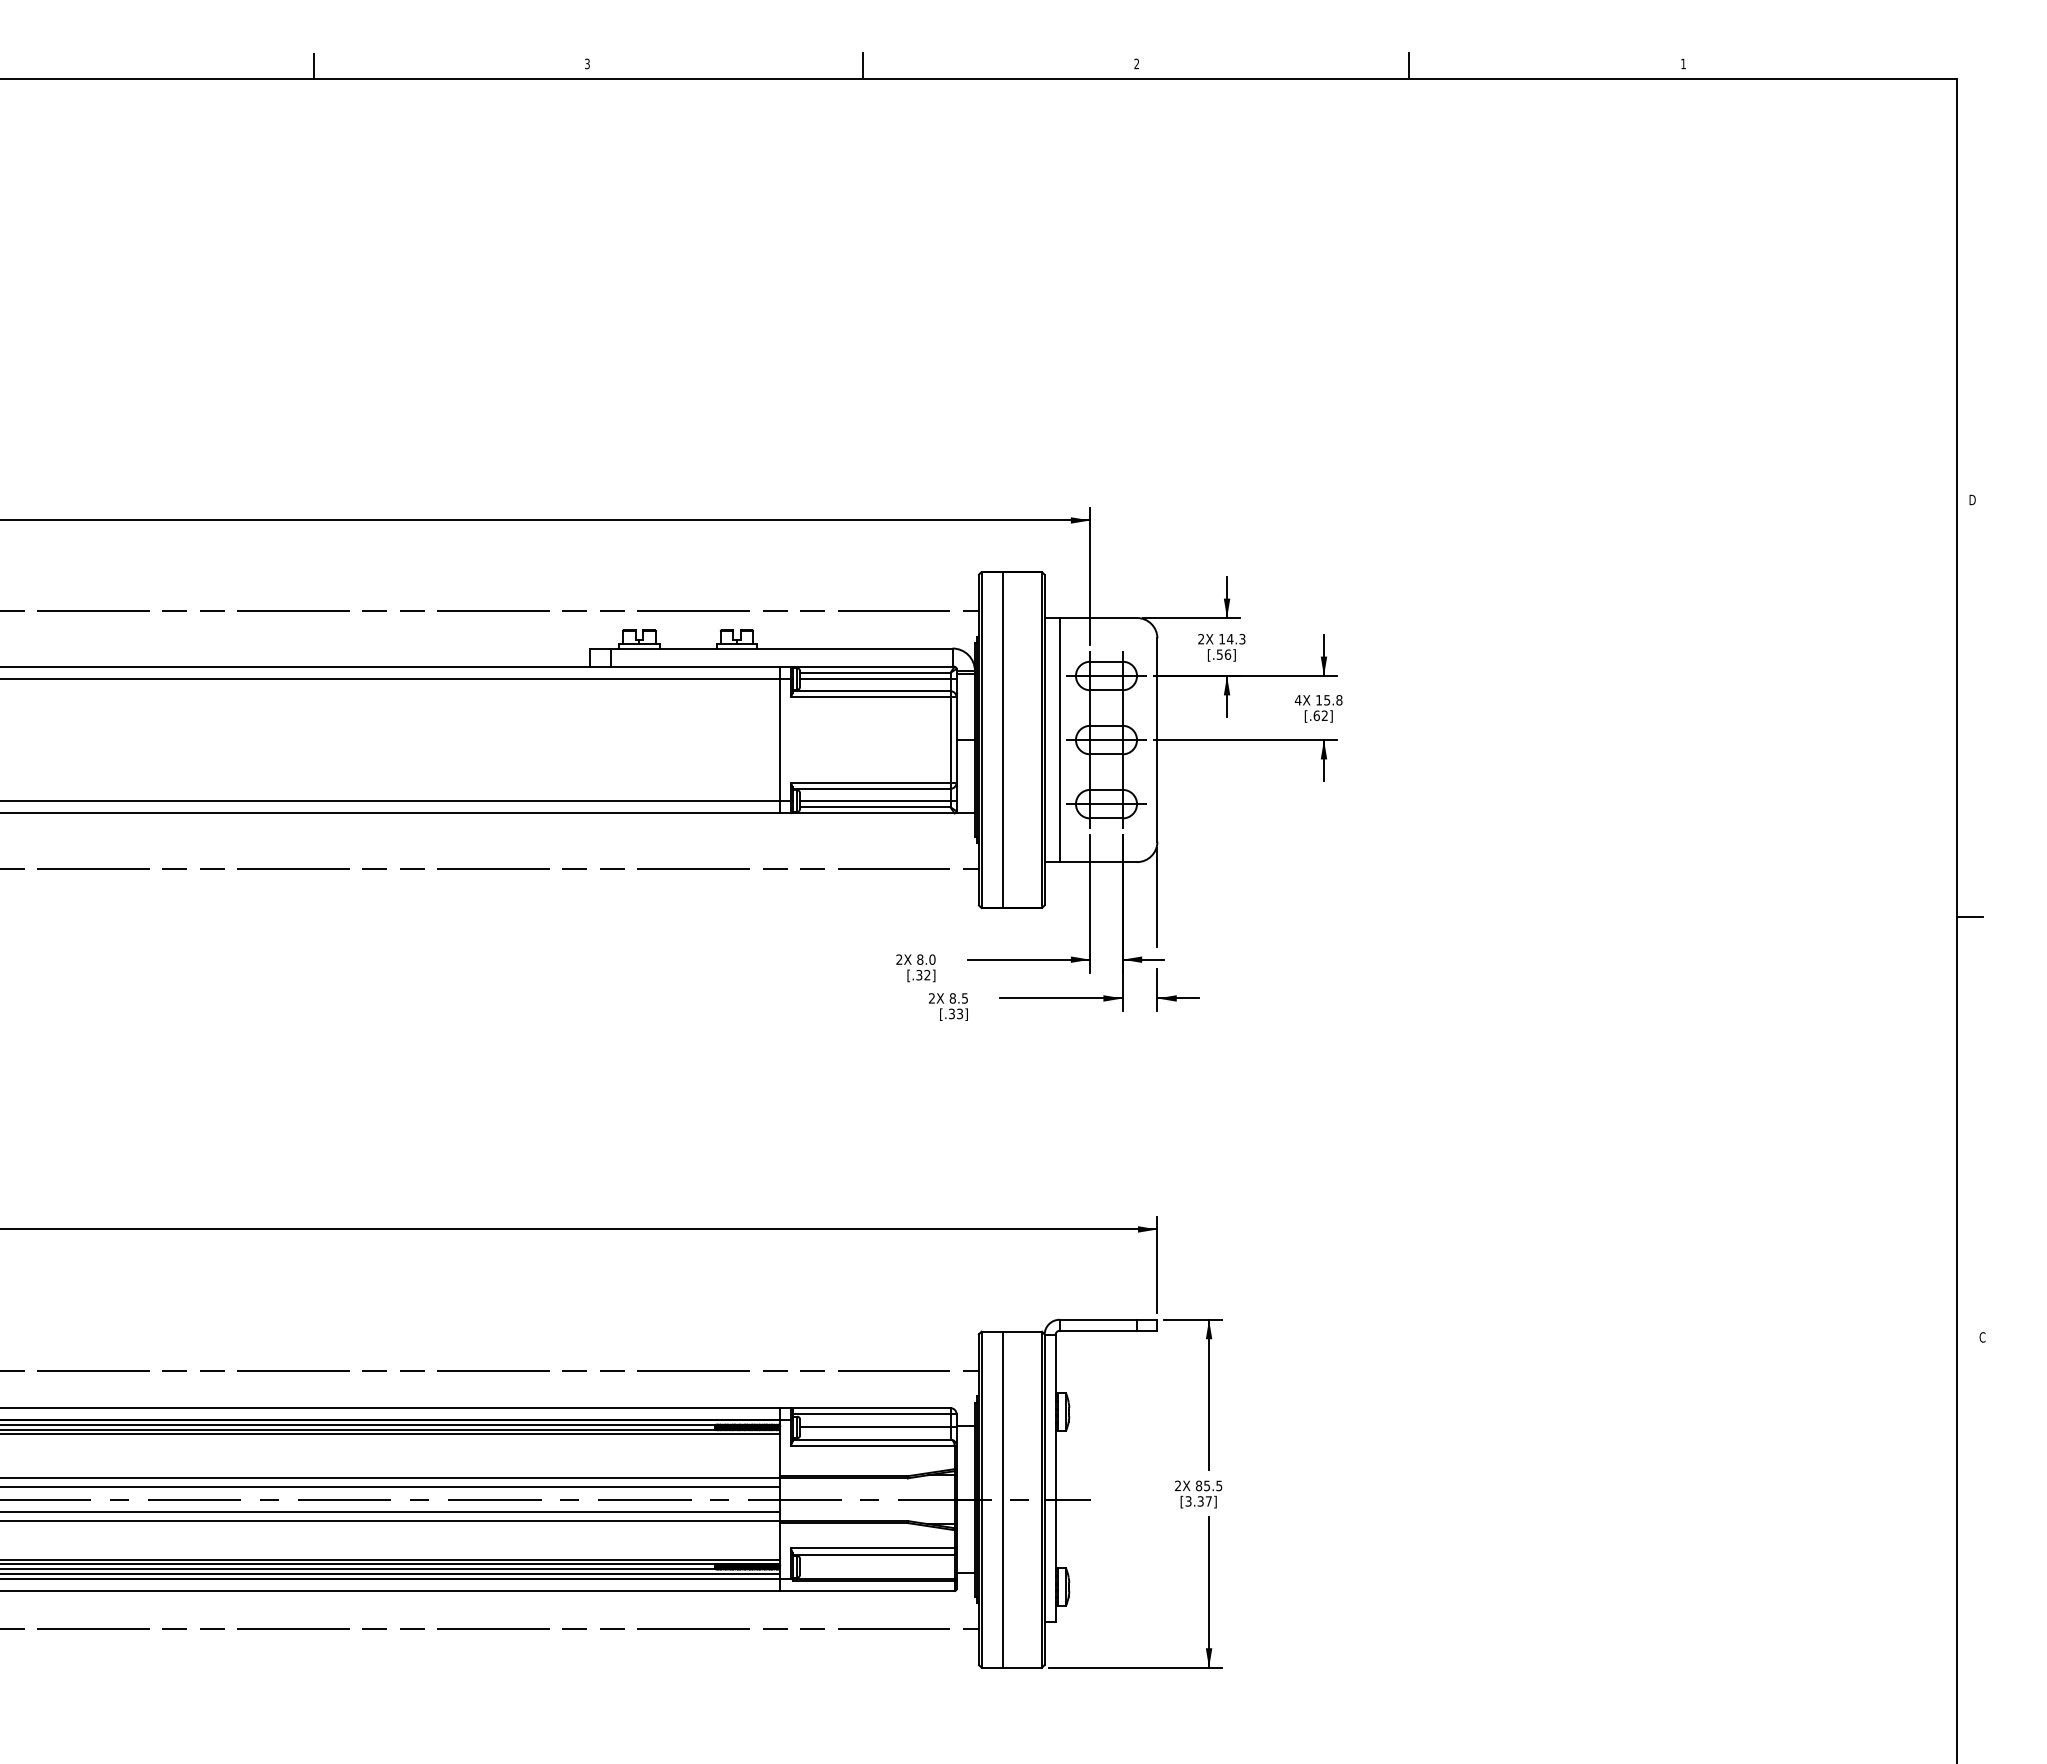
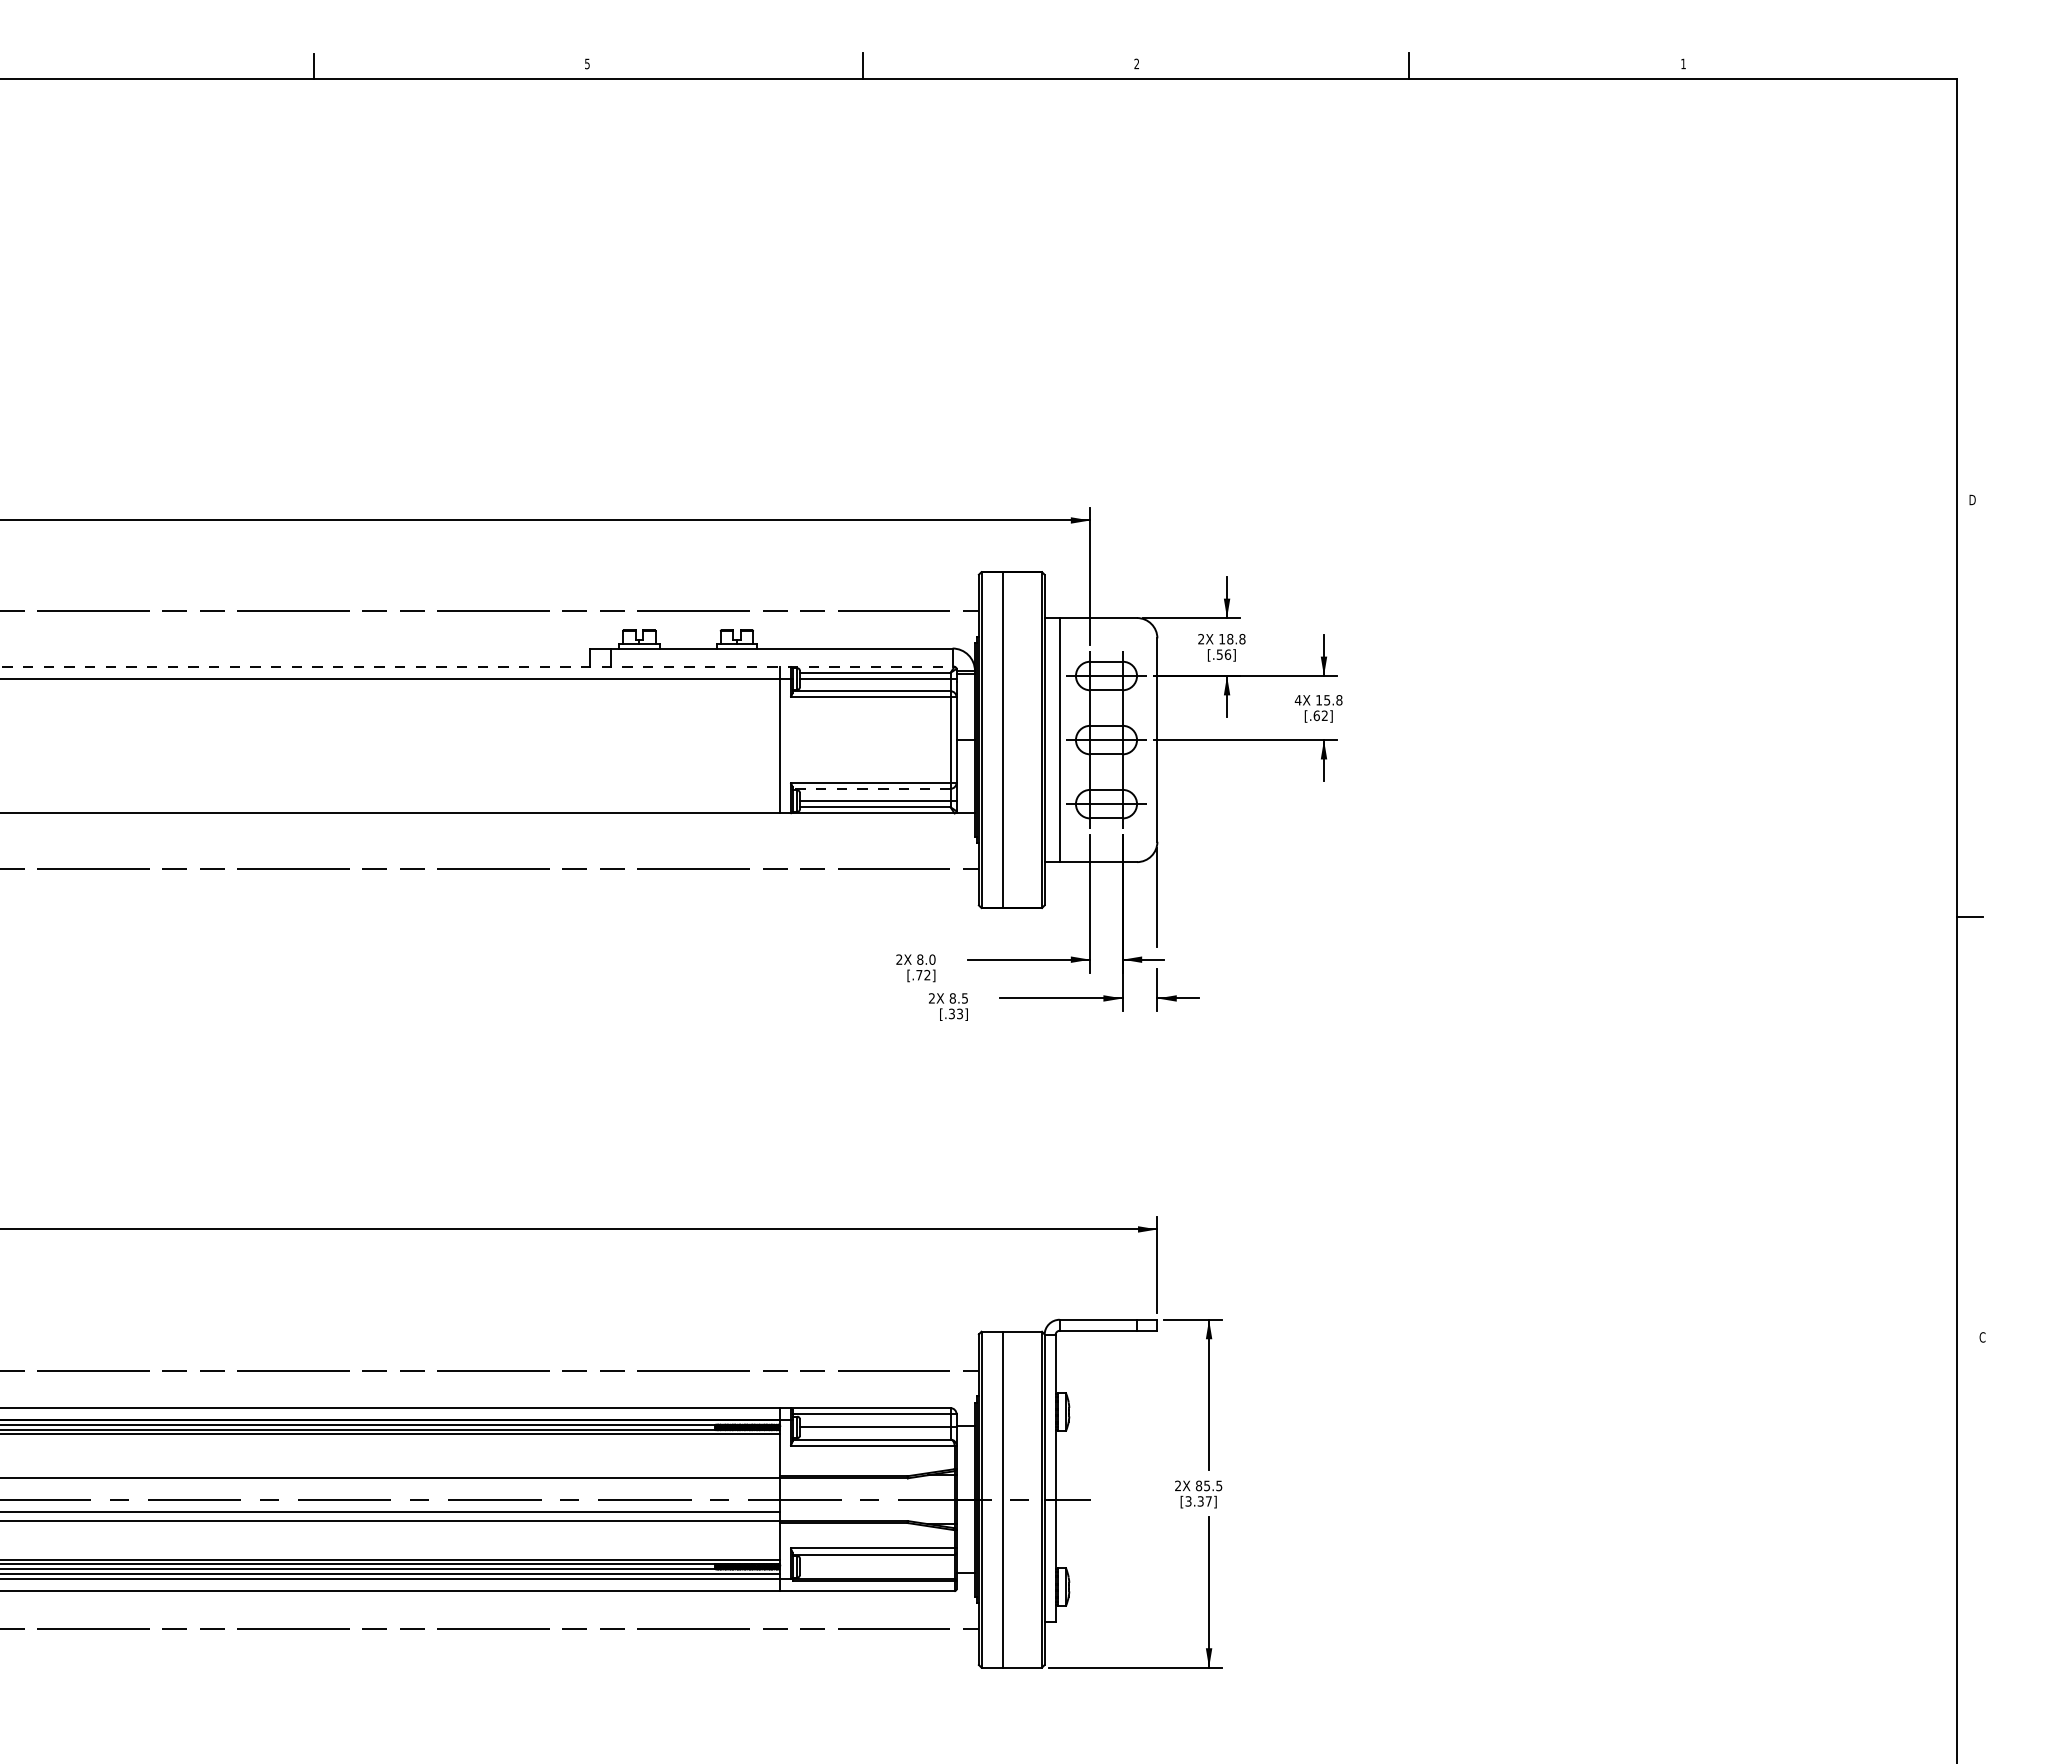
text: 3 -> 5 (587, 62)
text: 14.3 -> 18.8 (1235, 639)
line: solid -> dashed (477, 666)
line: solid -> dashed (871, 788)
line: present -> none (397, 801)
text: [.32] -> [.72] (919, 974)
line: present -> none (391, 1487)
